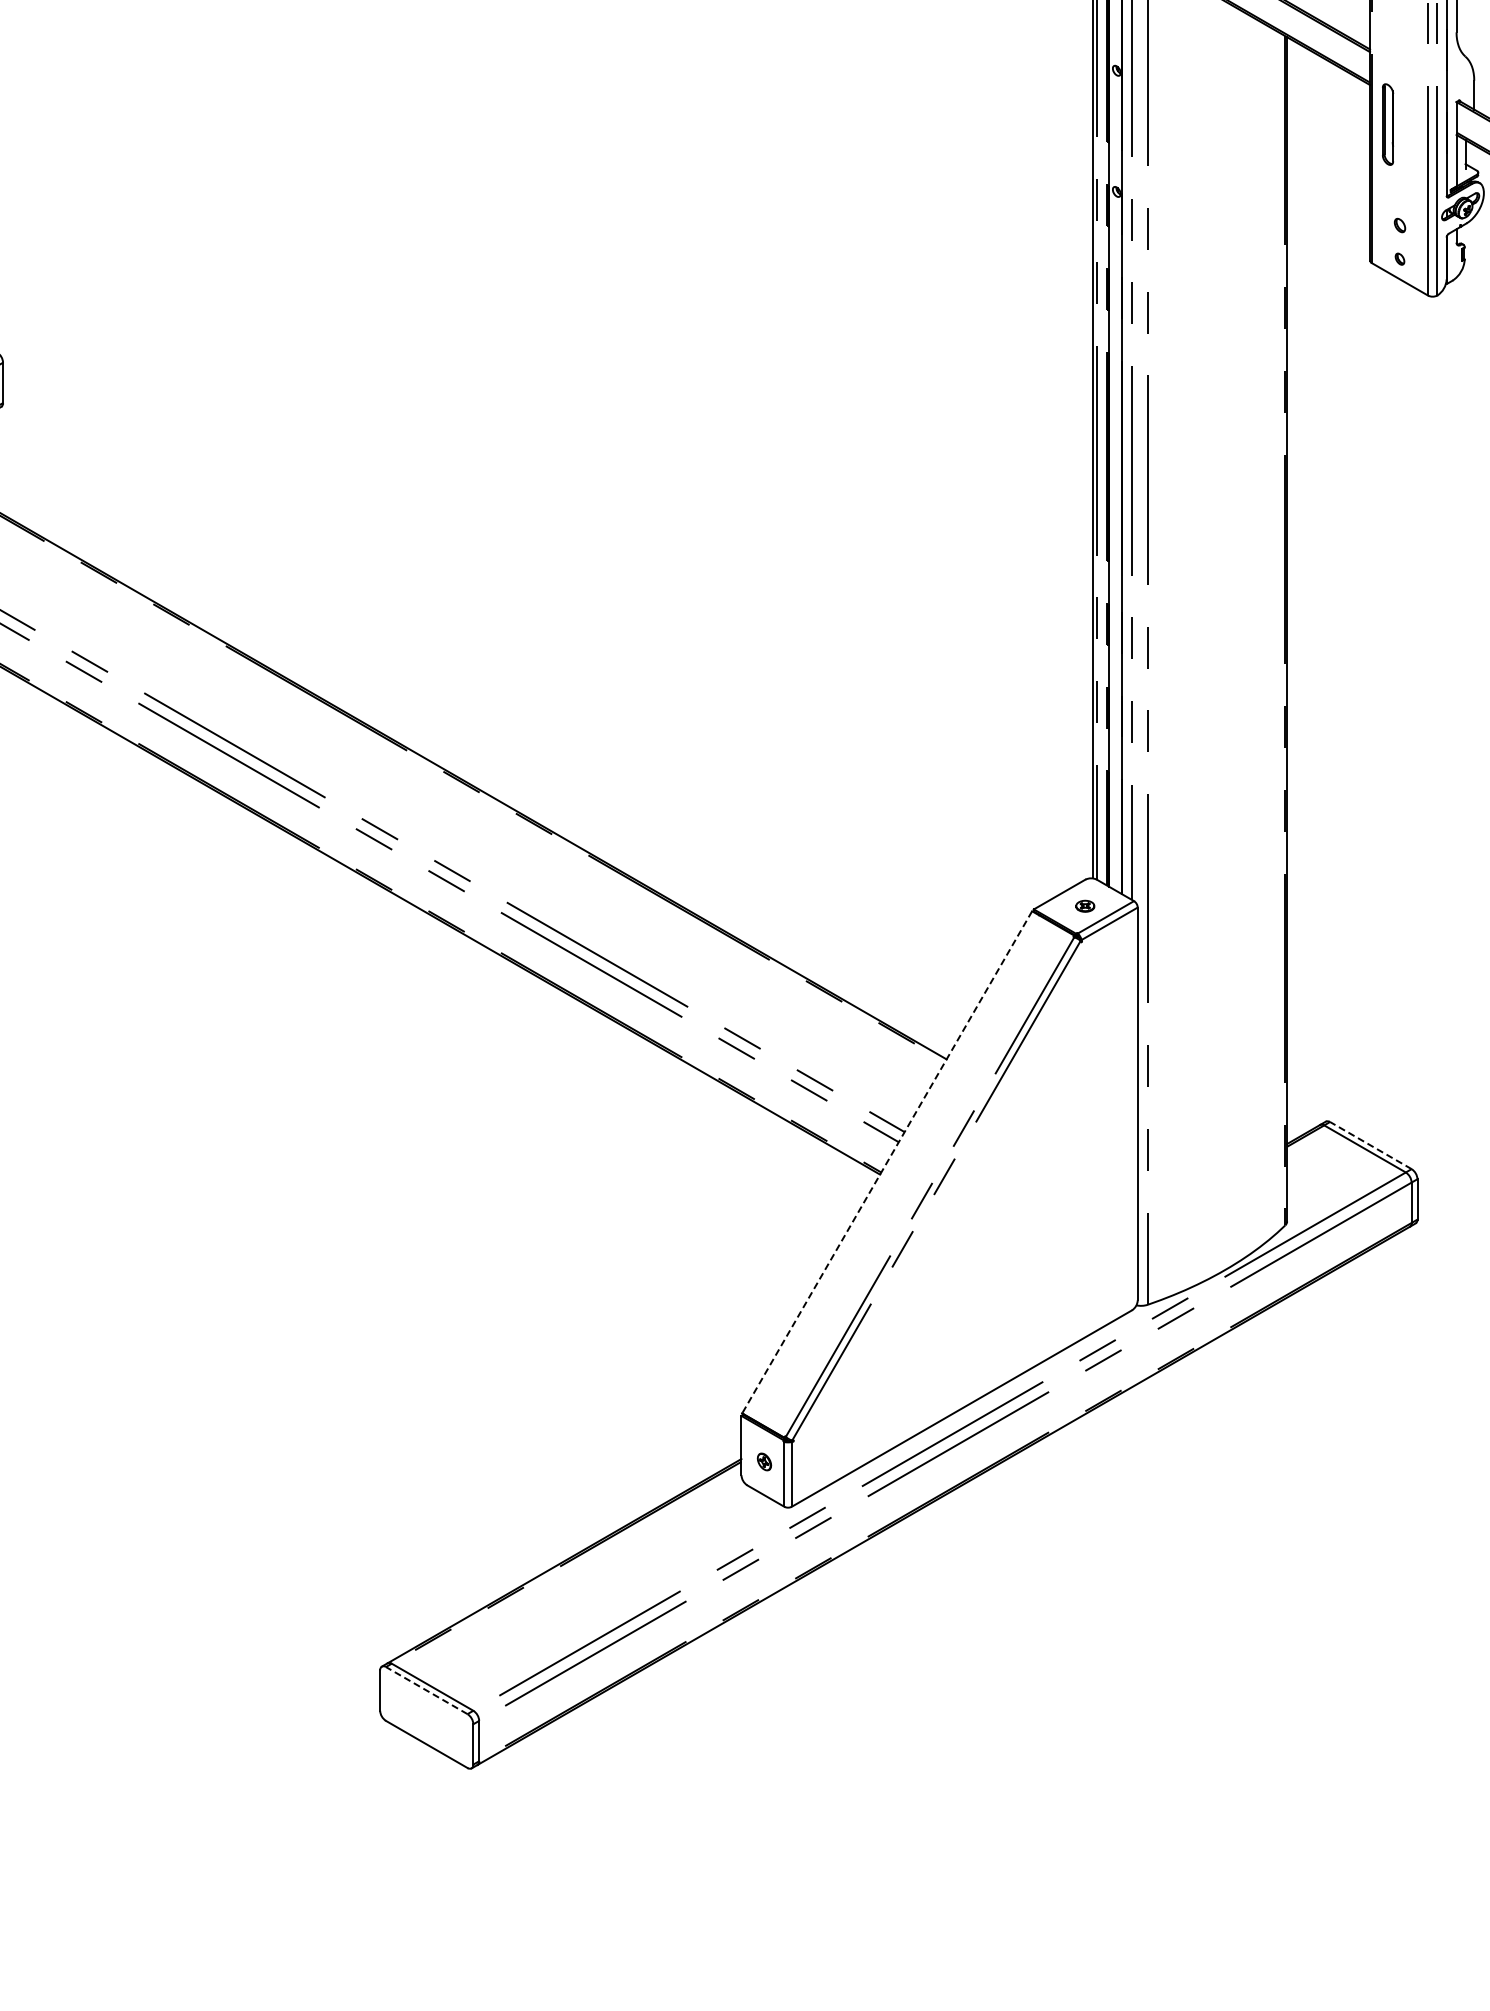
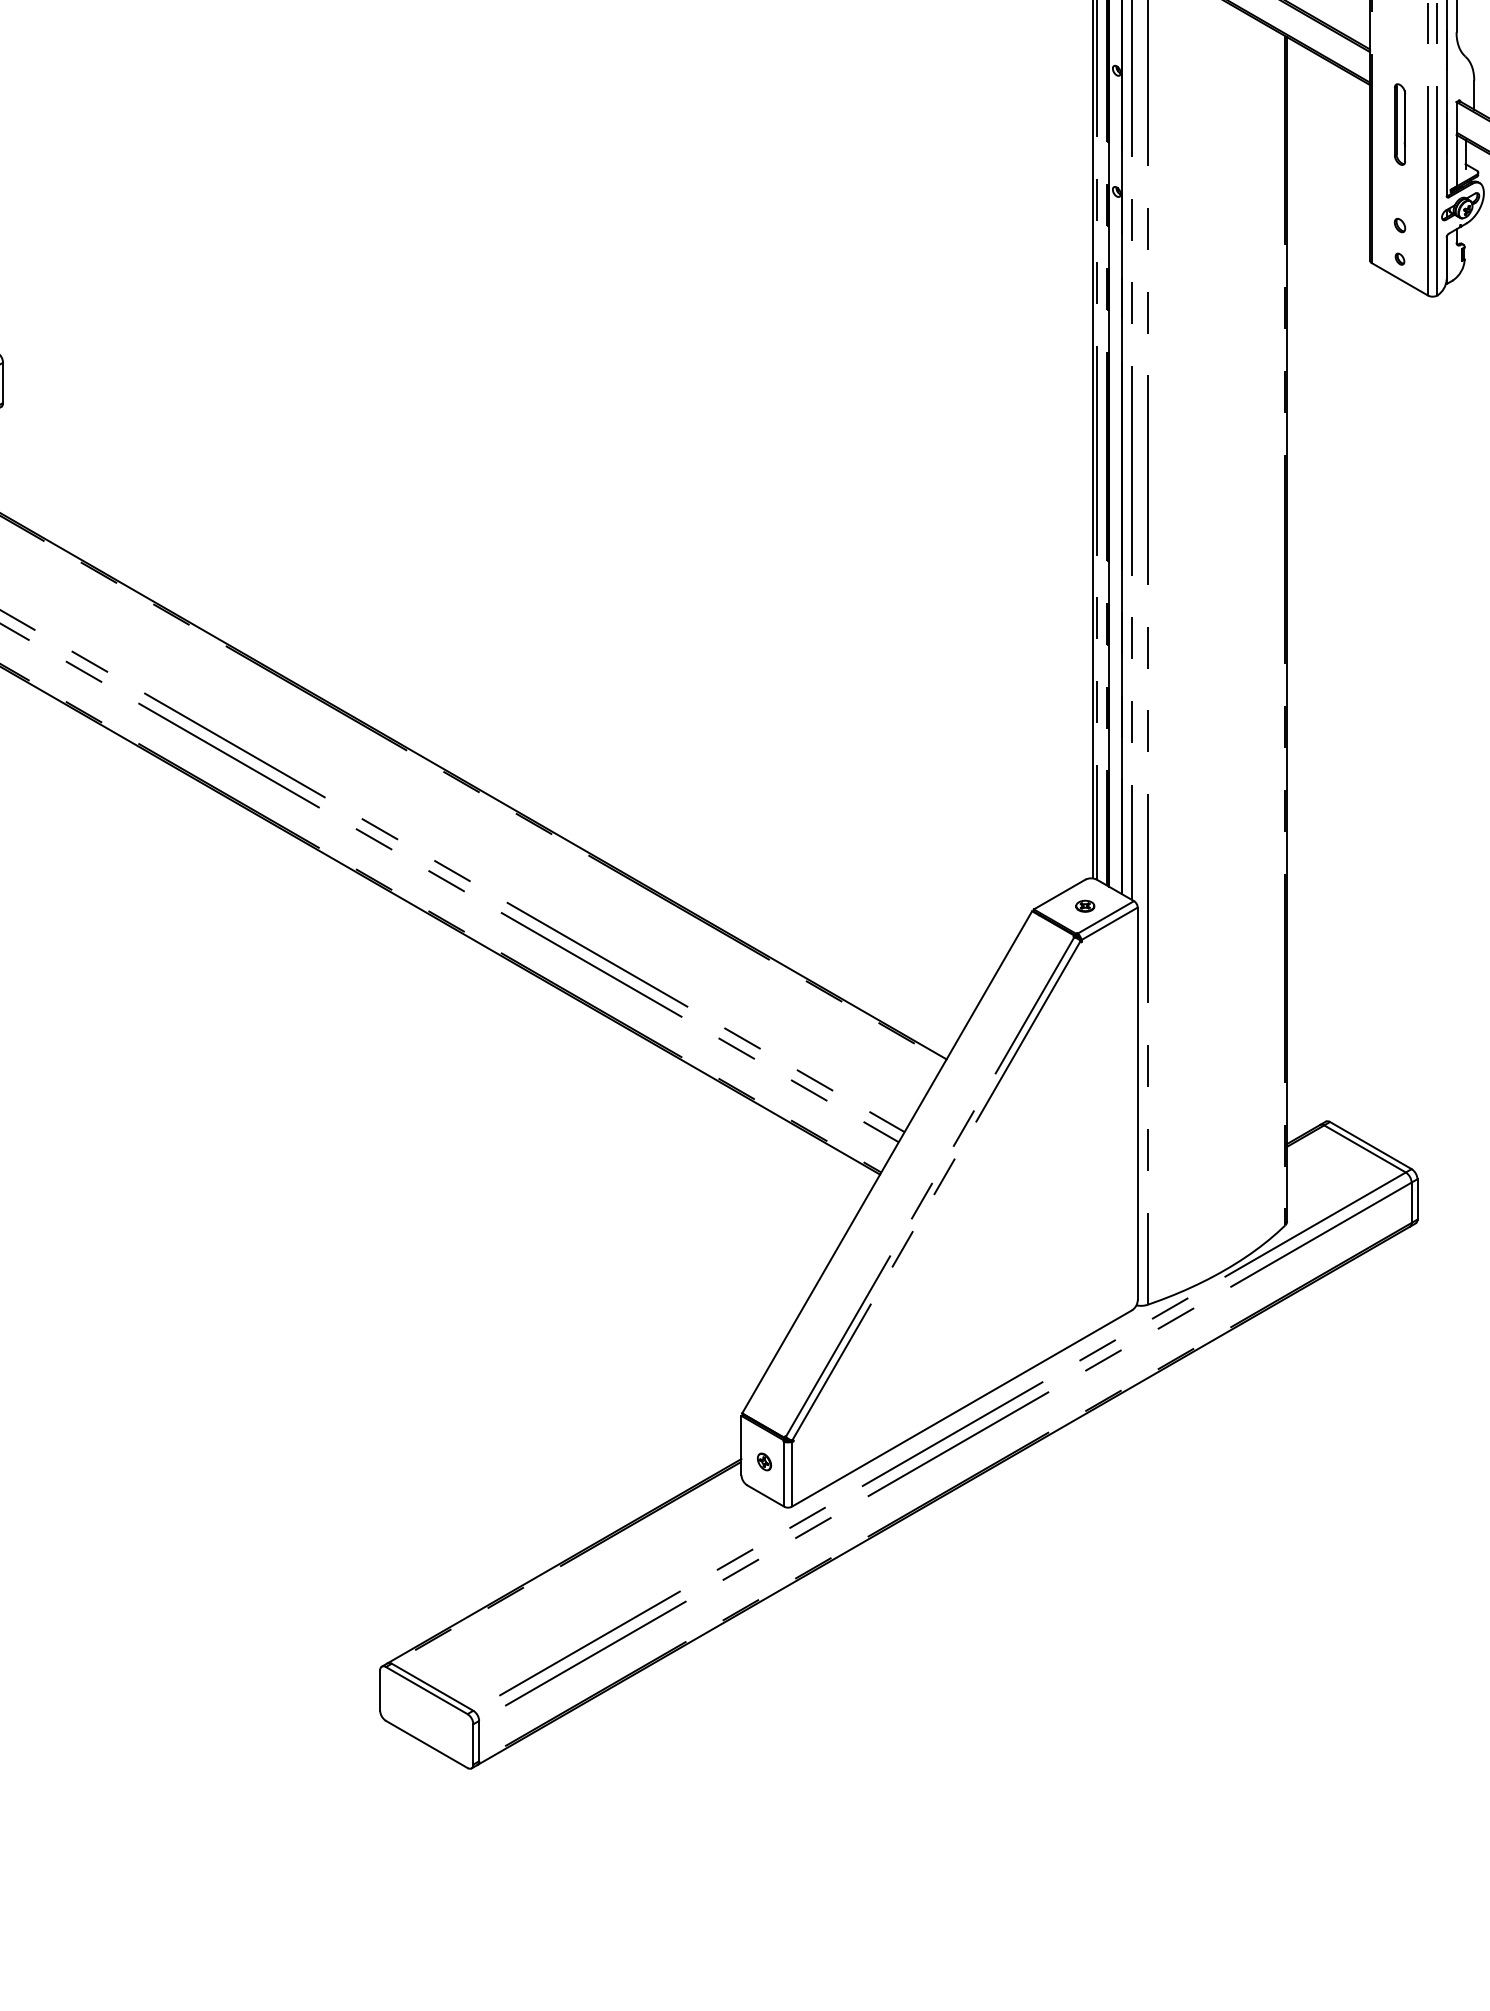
part position: (1388, 124) -> (1400, 124) (1400, 124)
line: dashed -> solid (1370, 1145)
line: dashed -> solid (887, 1162)
line: dashed -> solid (426, 1690)
